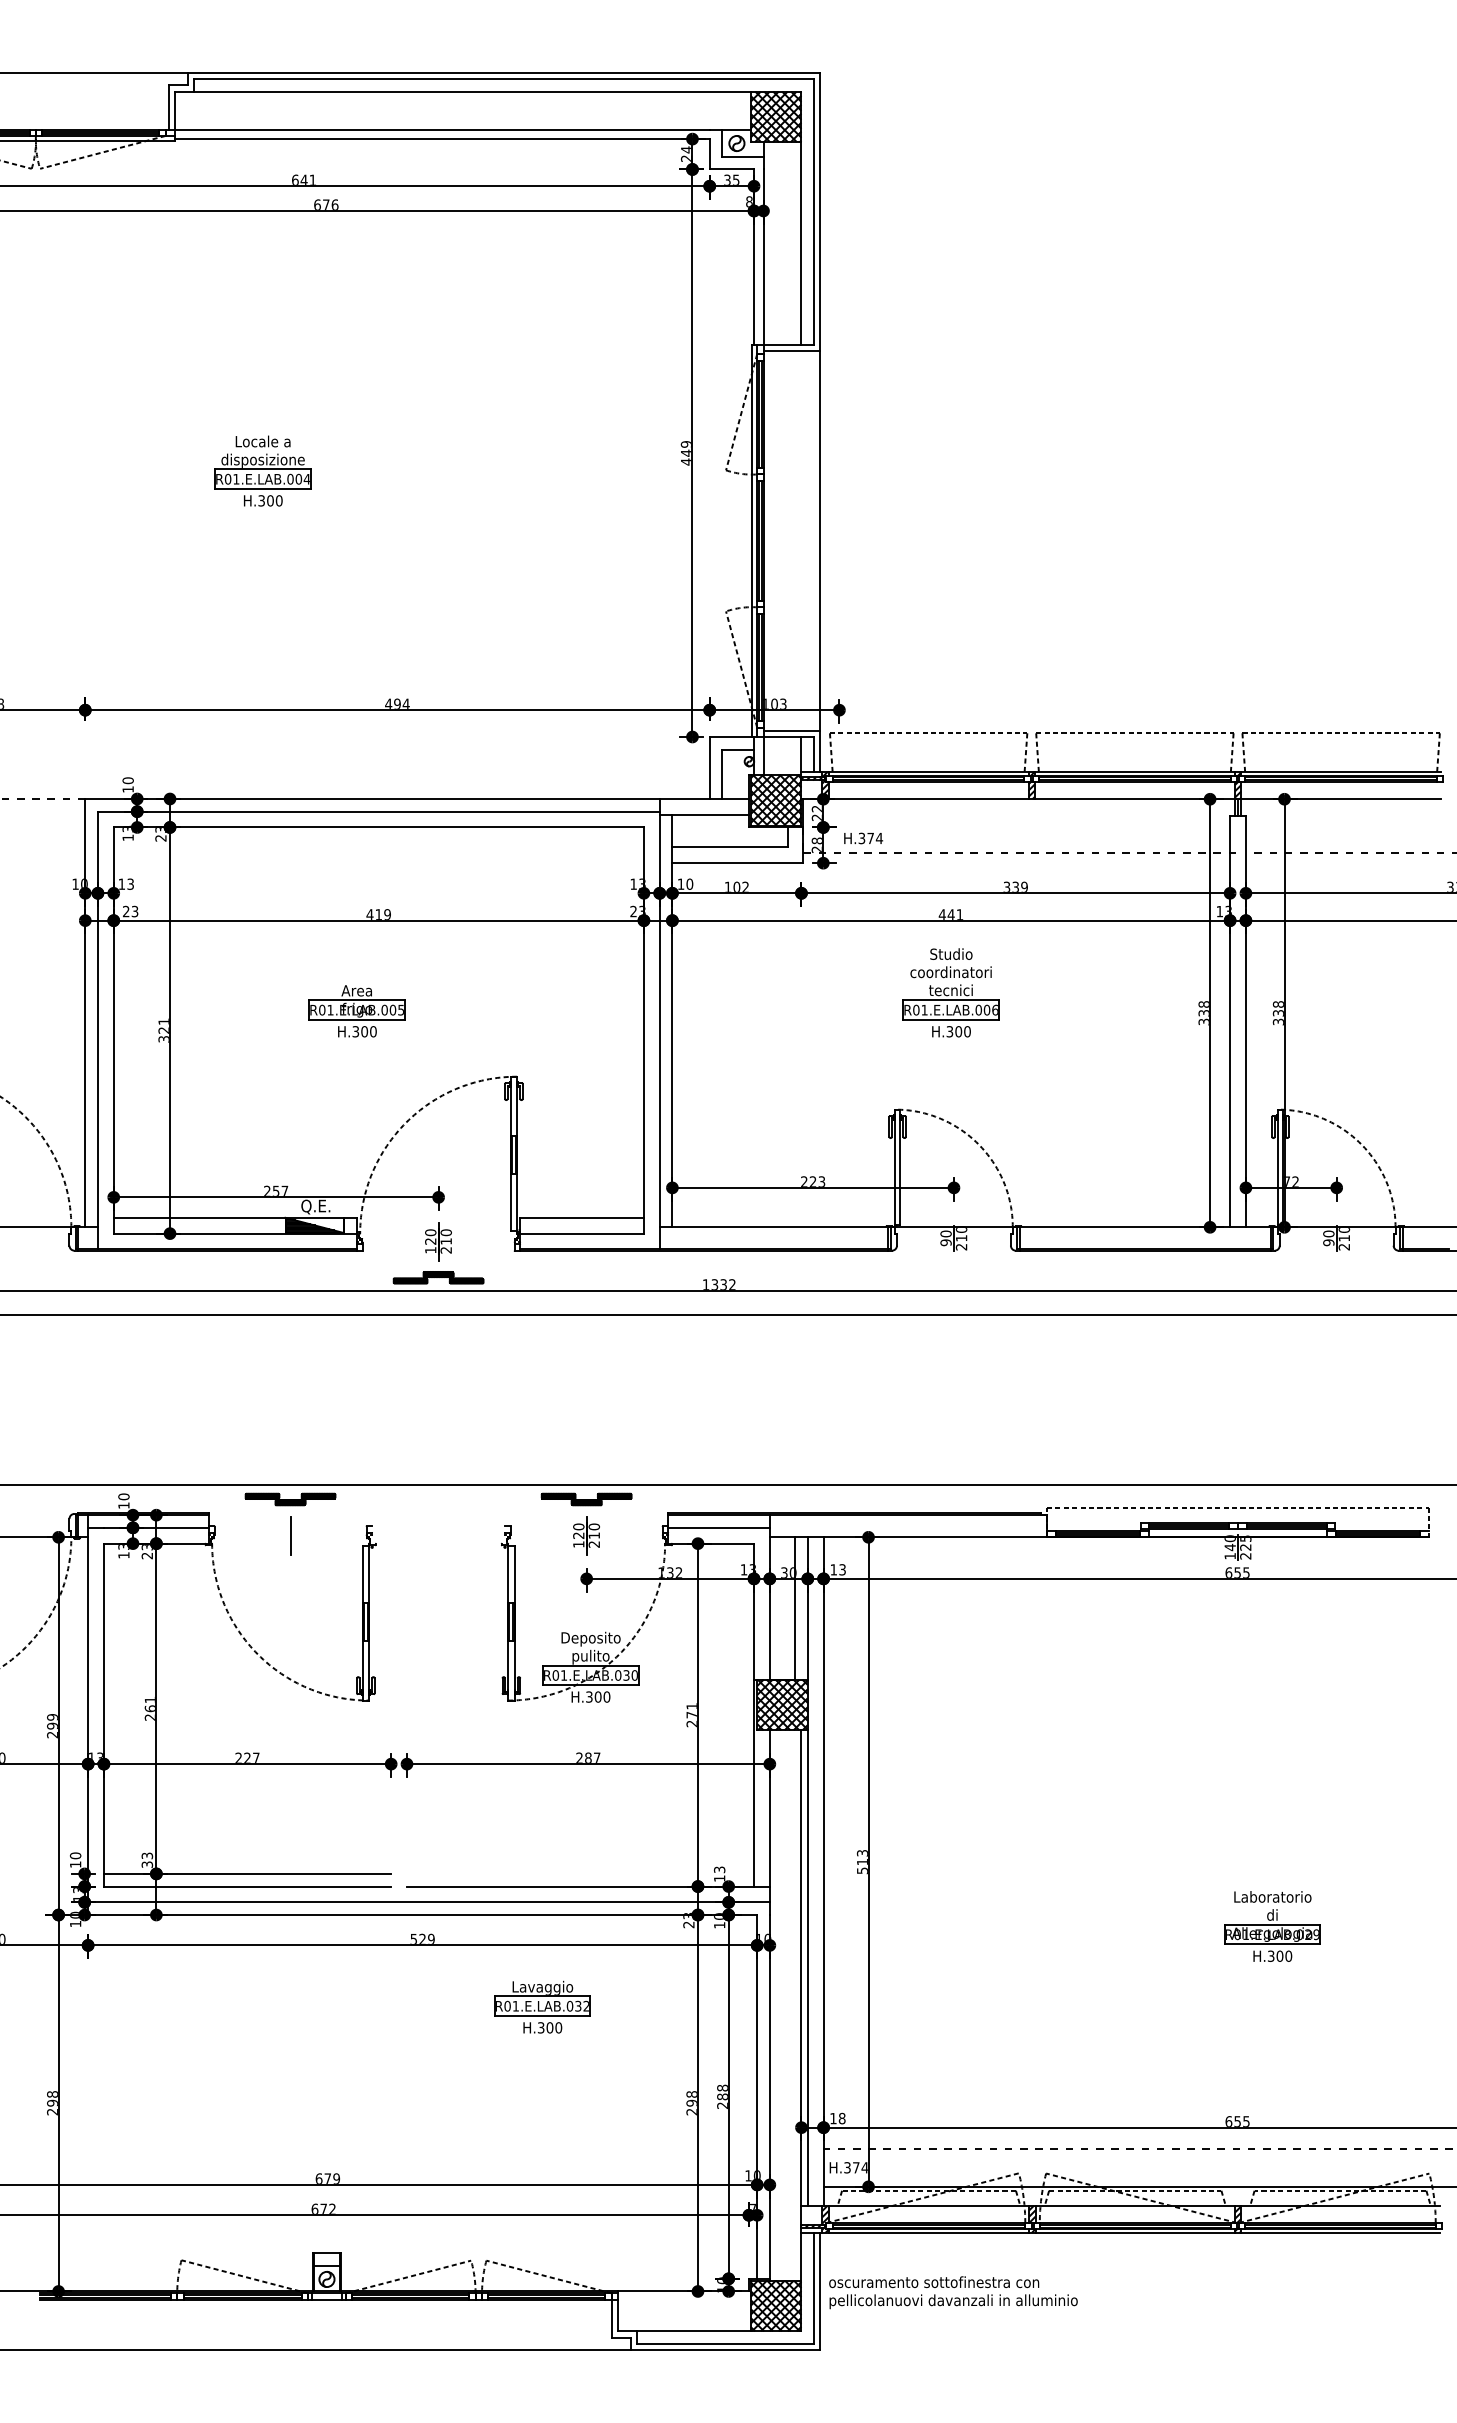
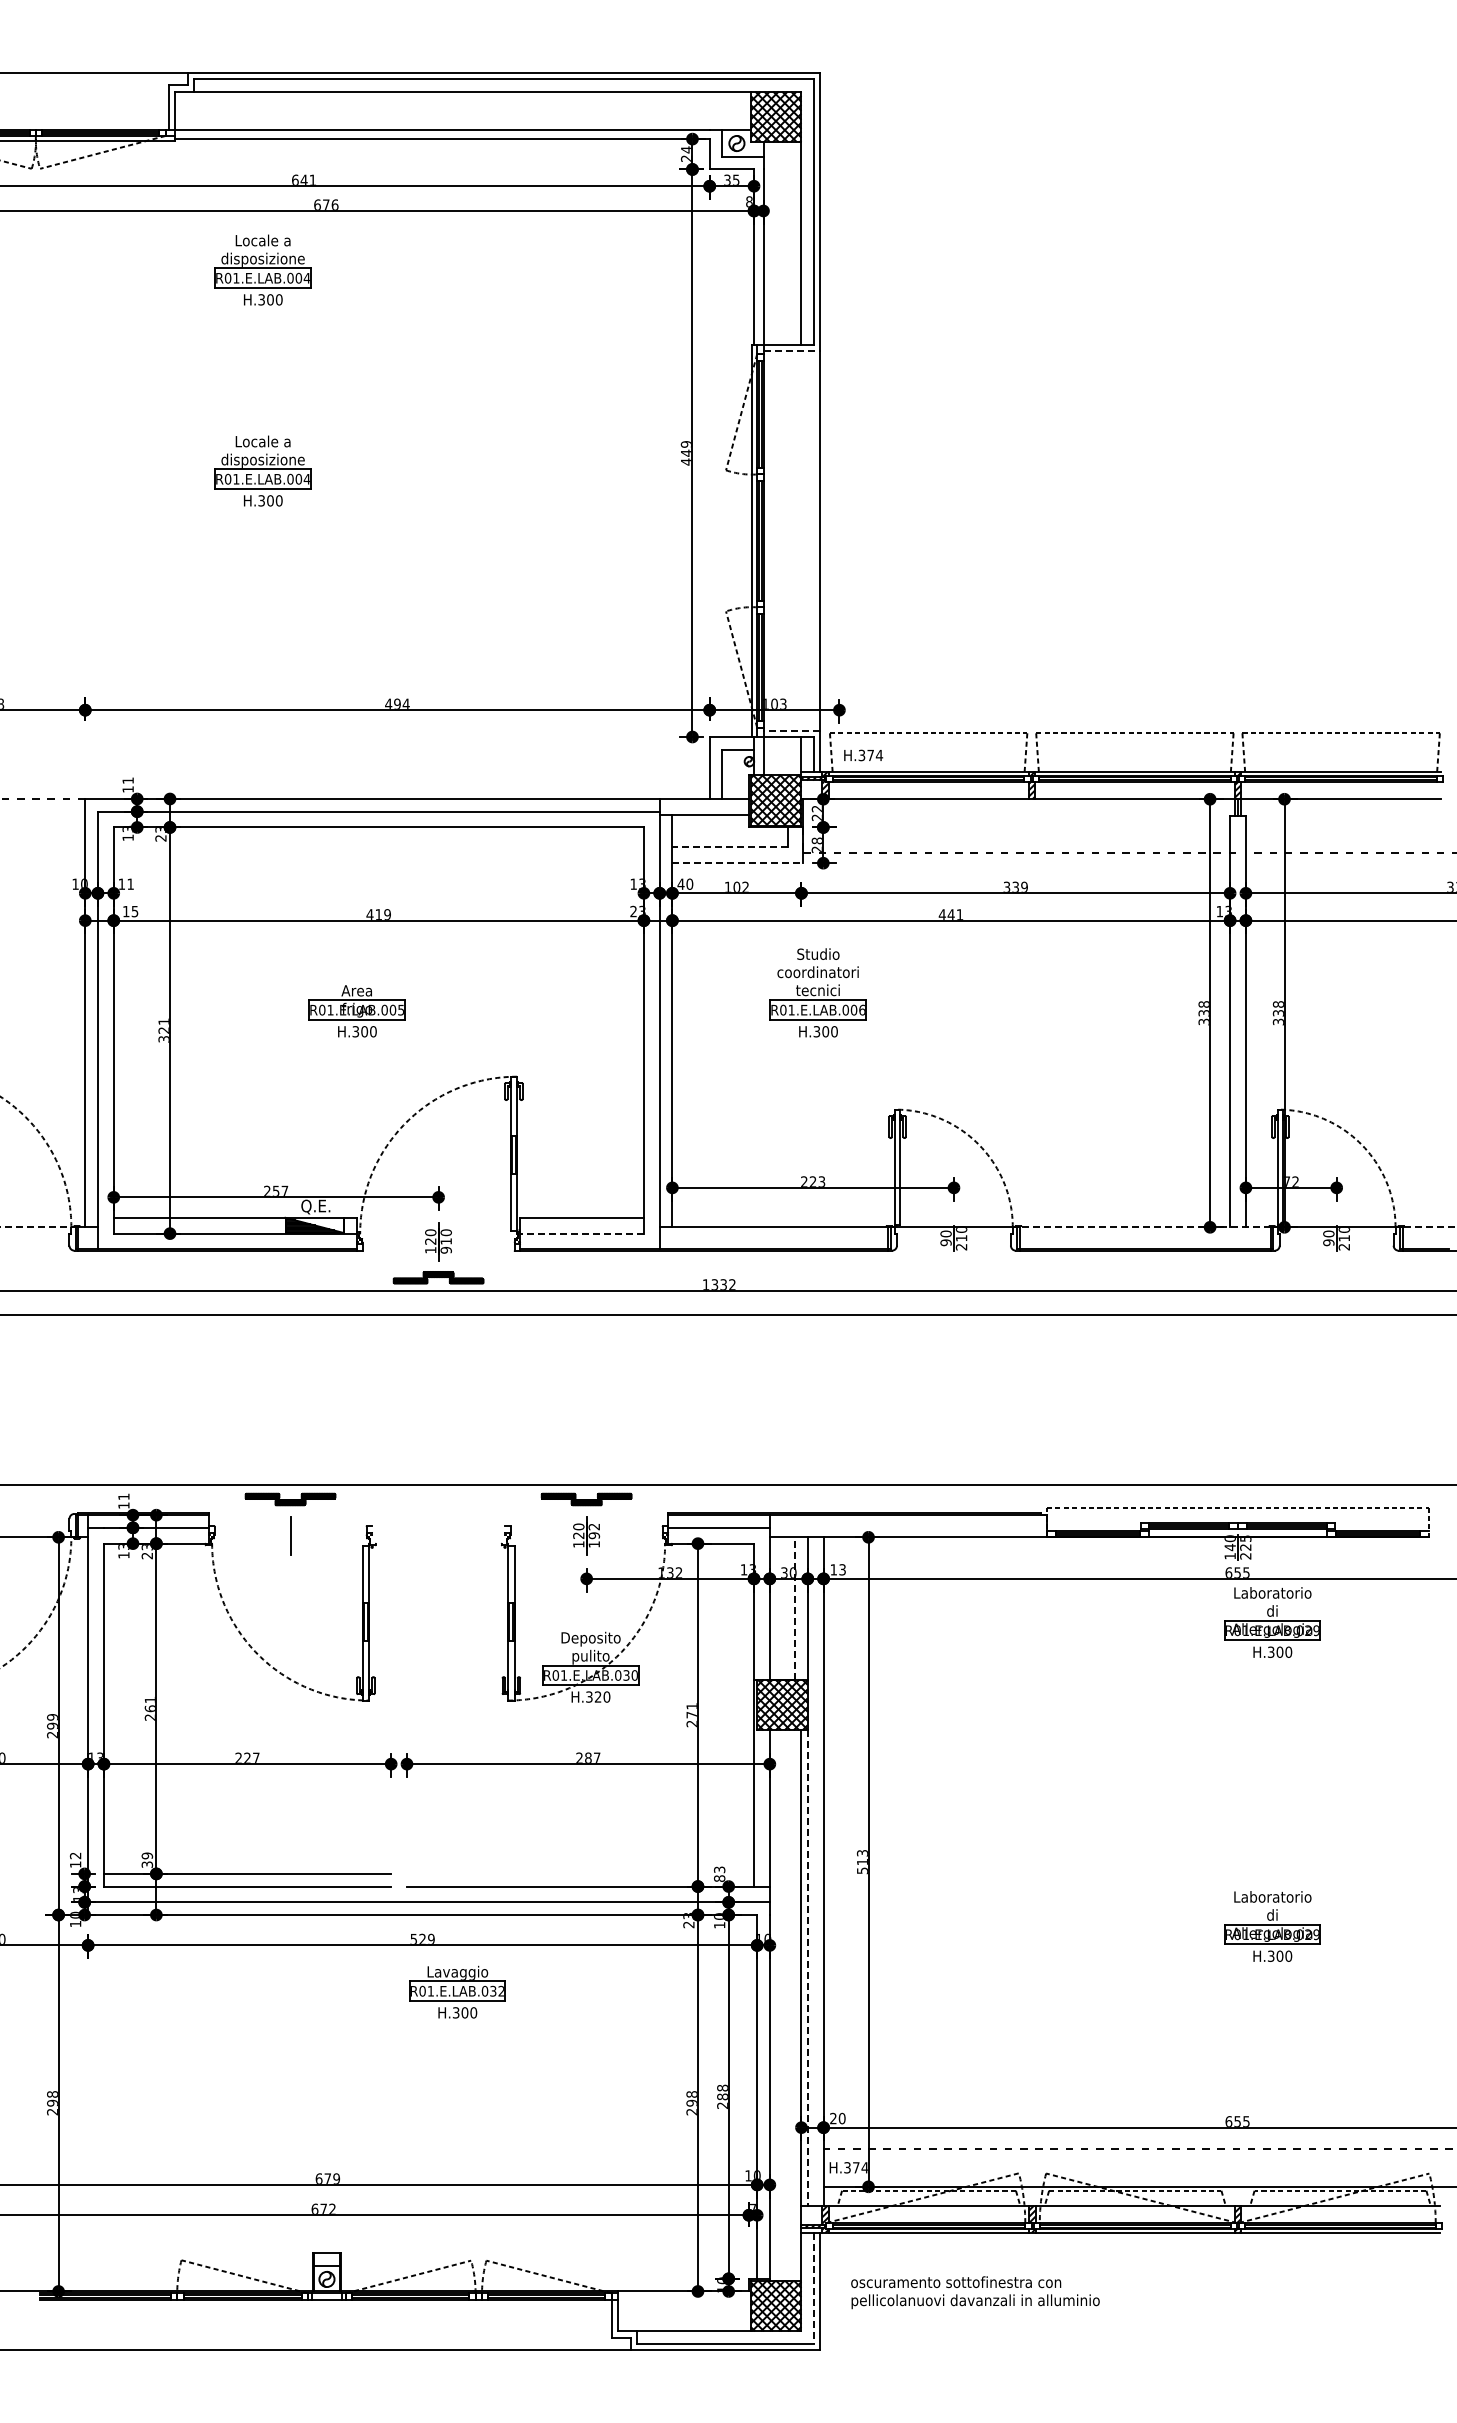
part: none -> present (262, 269)
line: solid -> dashed (792, 351)
line: solid -> dashed (791, 730)
text: 10 -> 11 (127, 780)
text position: (863, 838) -> (863, 755) (863, 755)
line: solid -> dashed (729, 847)
line: solid -> dashed (738, 863)
text: 13 -> 11 (130, 883)
text: 10 -> 40 (680, 883)
text: 23 -> 15 (130, 911)
part position: (950, 992) -> (817, 992) (817, 992)
line: solid -> dashed (39, 1227)
line: solid -> dashed (1145, 1227)
line: solid -> dashed (1429, 1227)
line: solid -> dashed (582, 1233)
text: 210 -> 910 (445, 1250)
text: 10 -> 11 (123, 1496)
text: 210 -> 192 (594, 1535)
line: solid -> dashed (795, 1608)
part: none -> present (1272, 1622)
text: H.300 -> H.320 (597, 1696)
text: 10 -> 12 (75, 1855)
text: 33 -> 39 (146, 1855)
text: 13 -> 83 (719, 1878)
line: solid -> dashed (807, 1968)
part position: (542, 2006) -> (457, 1991) (457, 1991)
text: 18 -> 20 (837, 2118)
line: solid -> dashed (814, 2288)
text position: (953, 2292) -> (975, 2292) (975, 2292)
